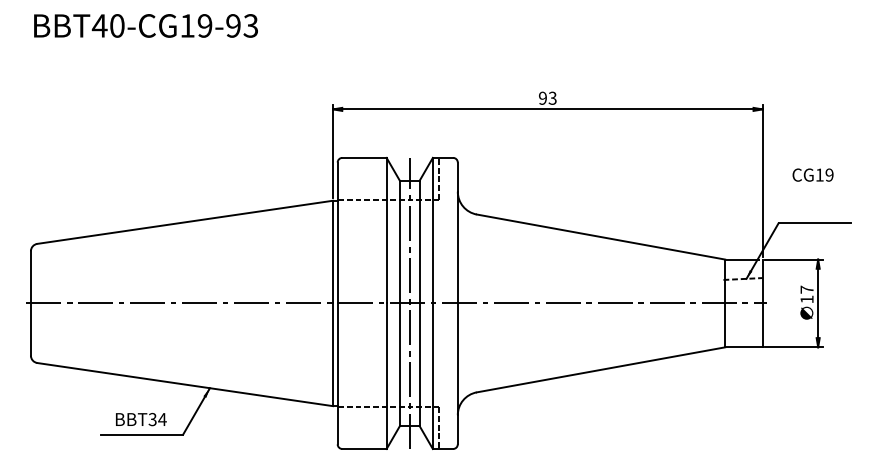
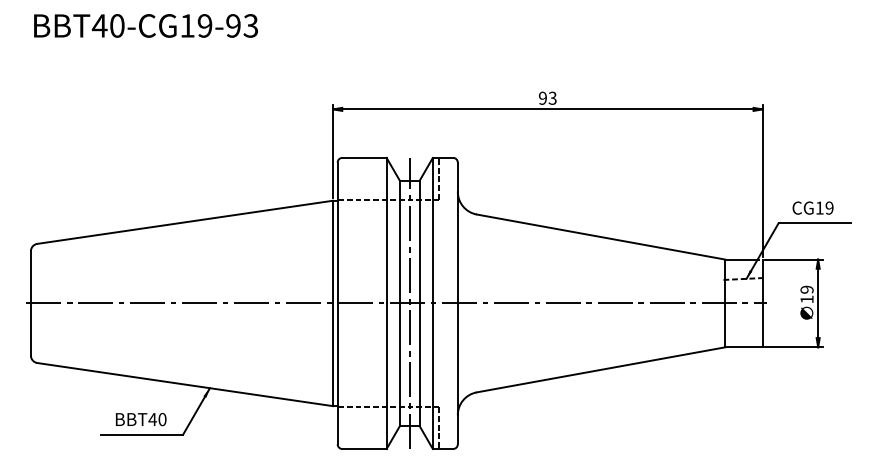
text position: (812, 174) -> (812, 207) (812, 207)
text: 17 -> 19 (806, 289)
text: BBT34 -> BBT40 (157, 419)
